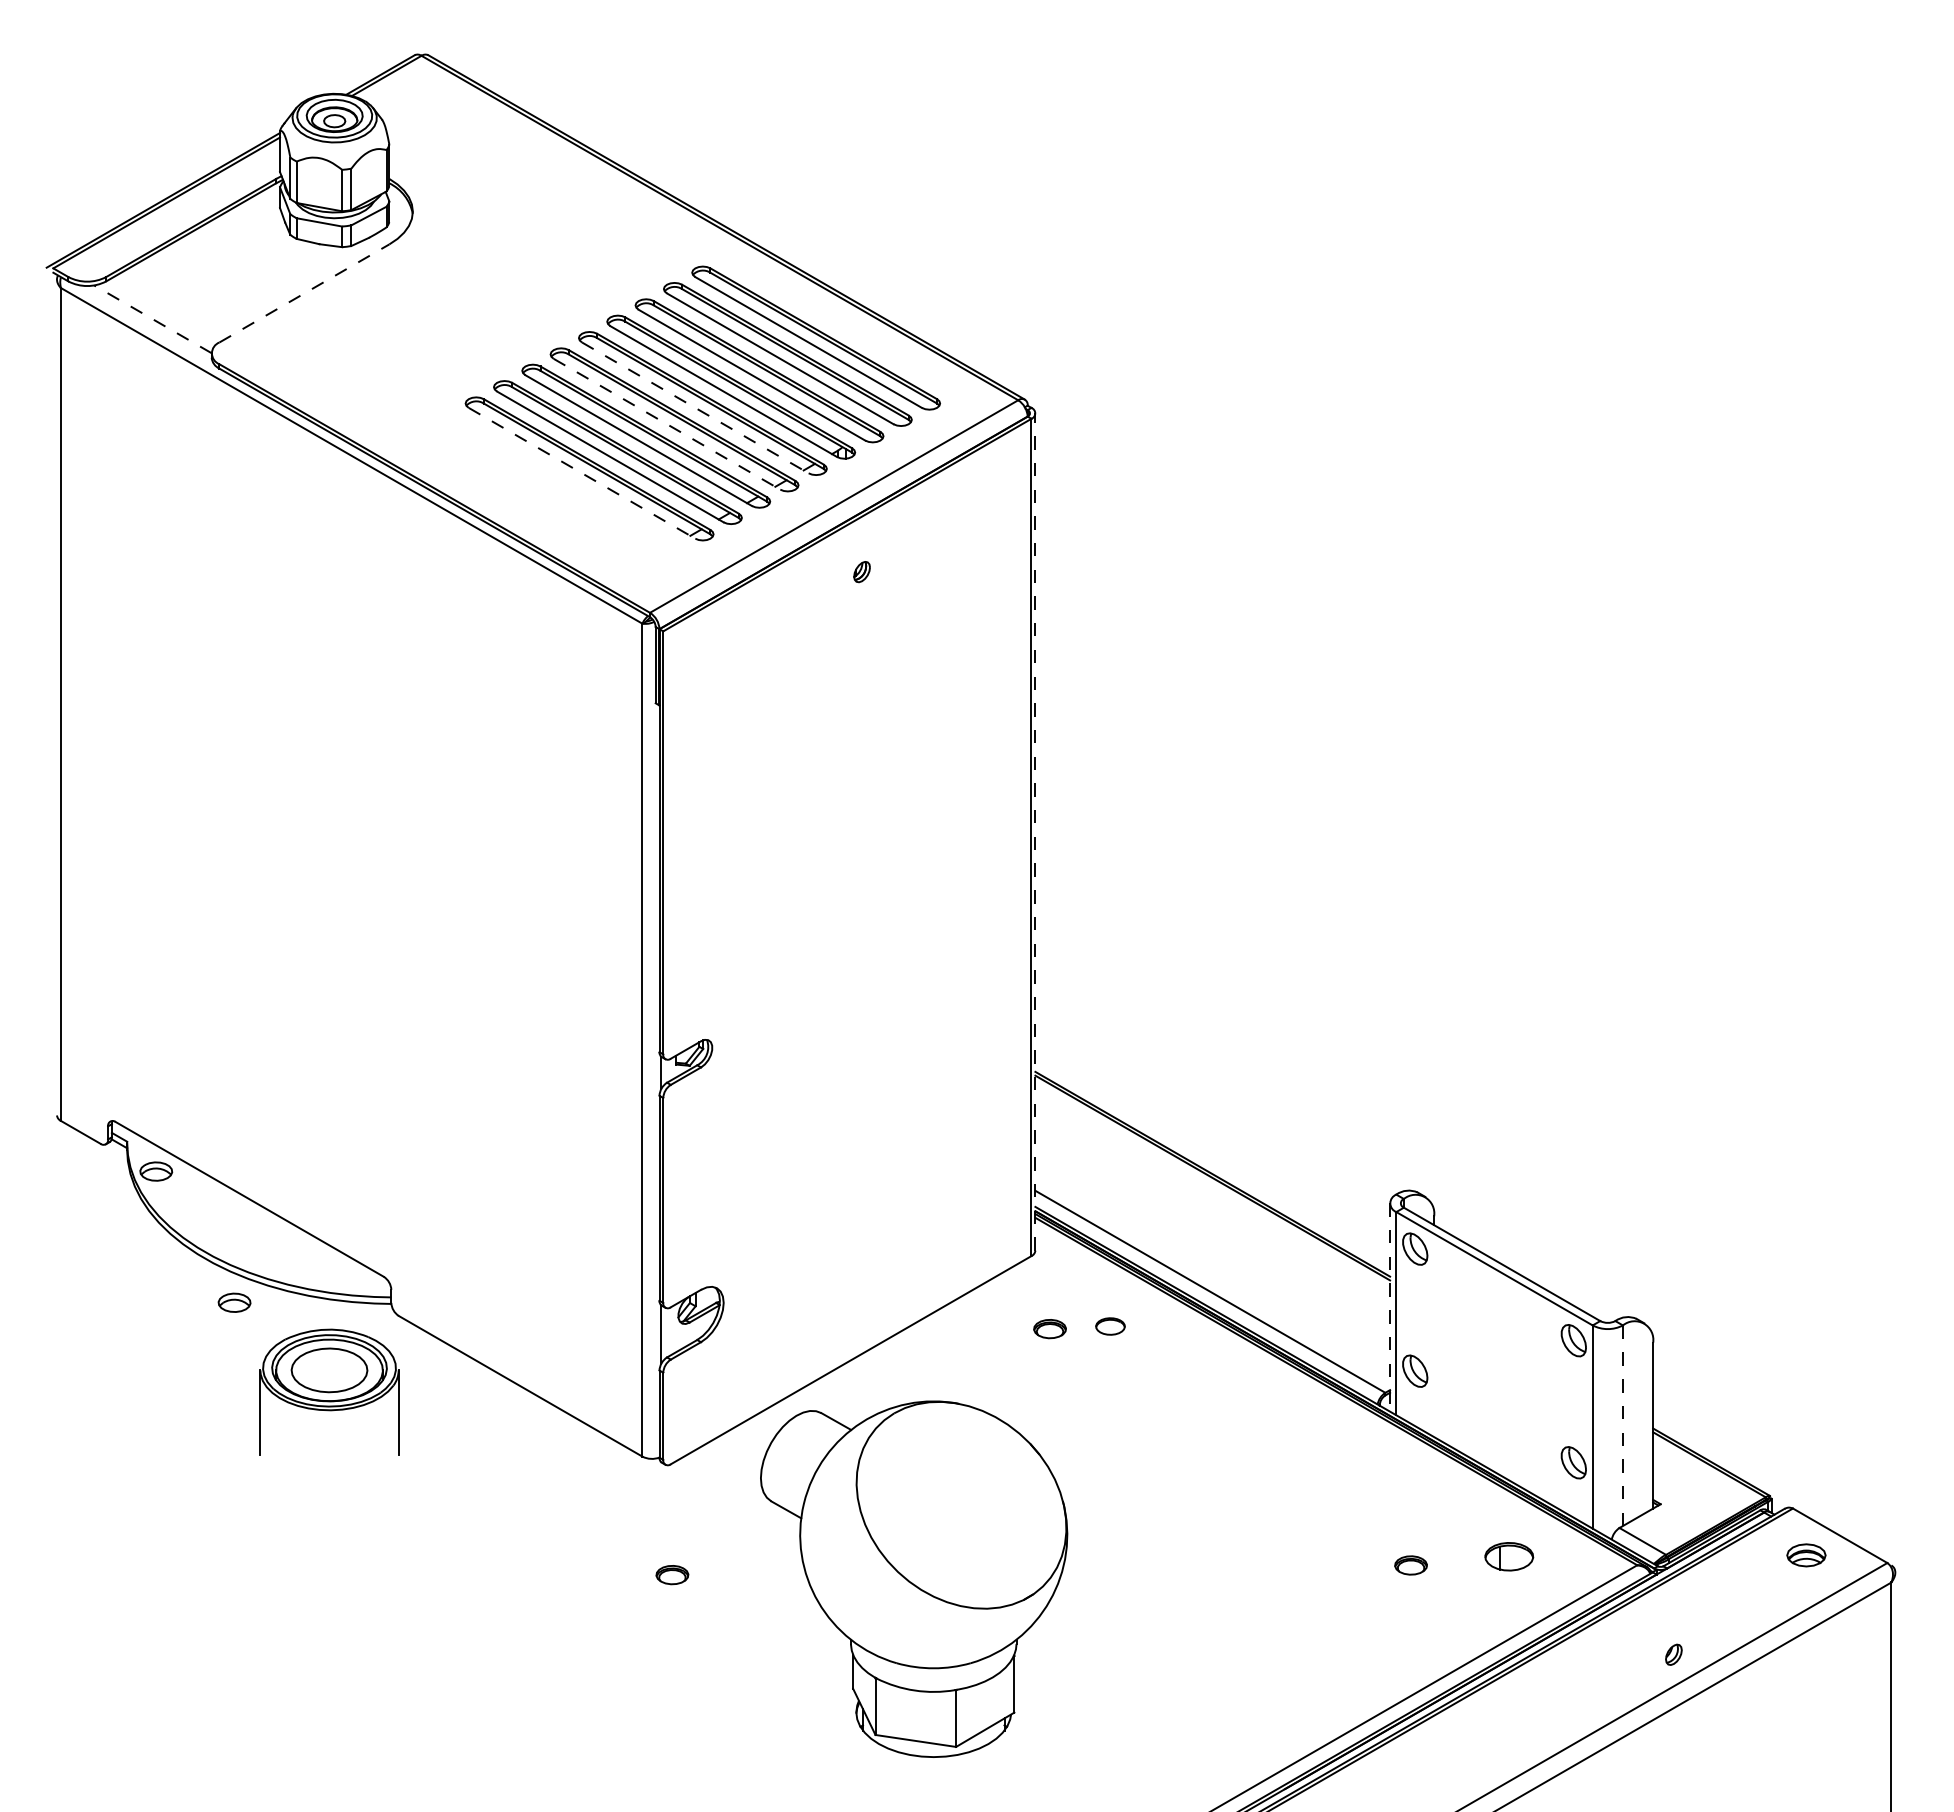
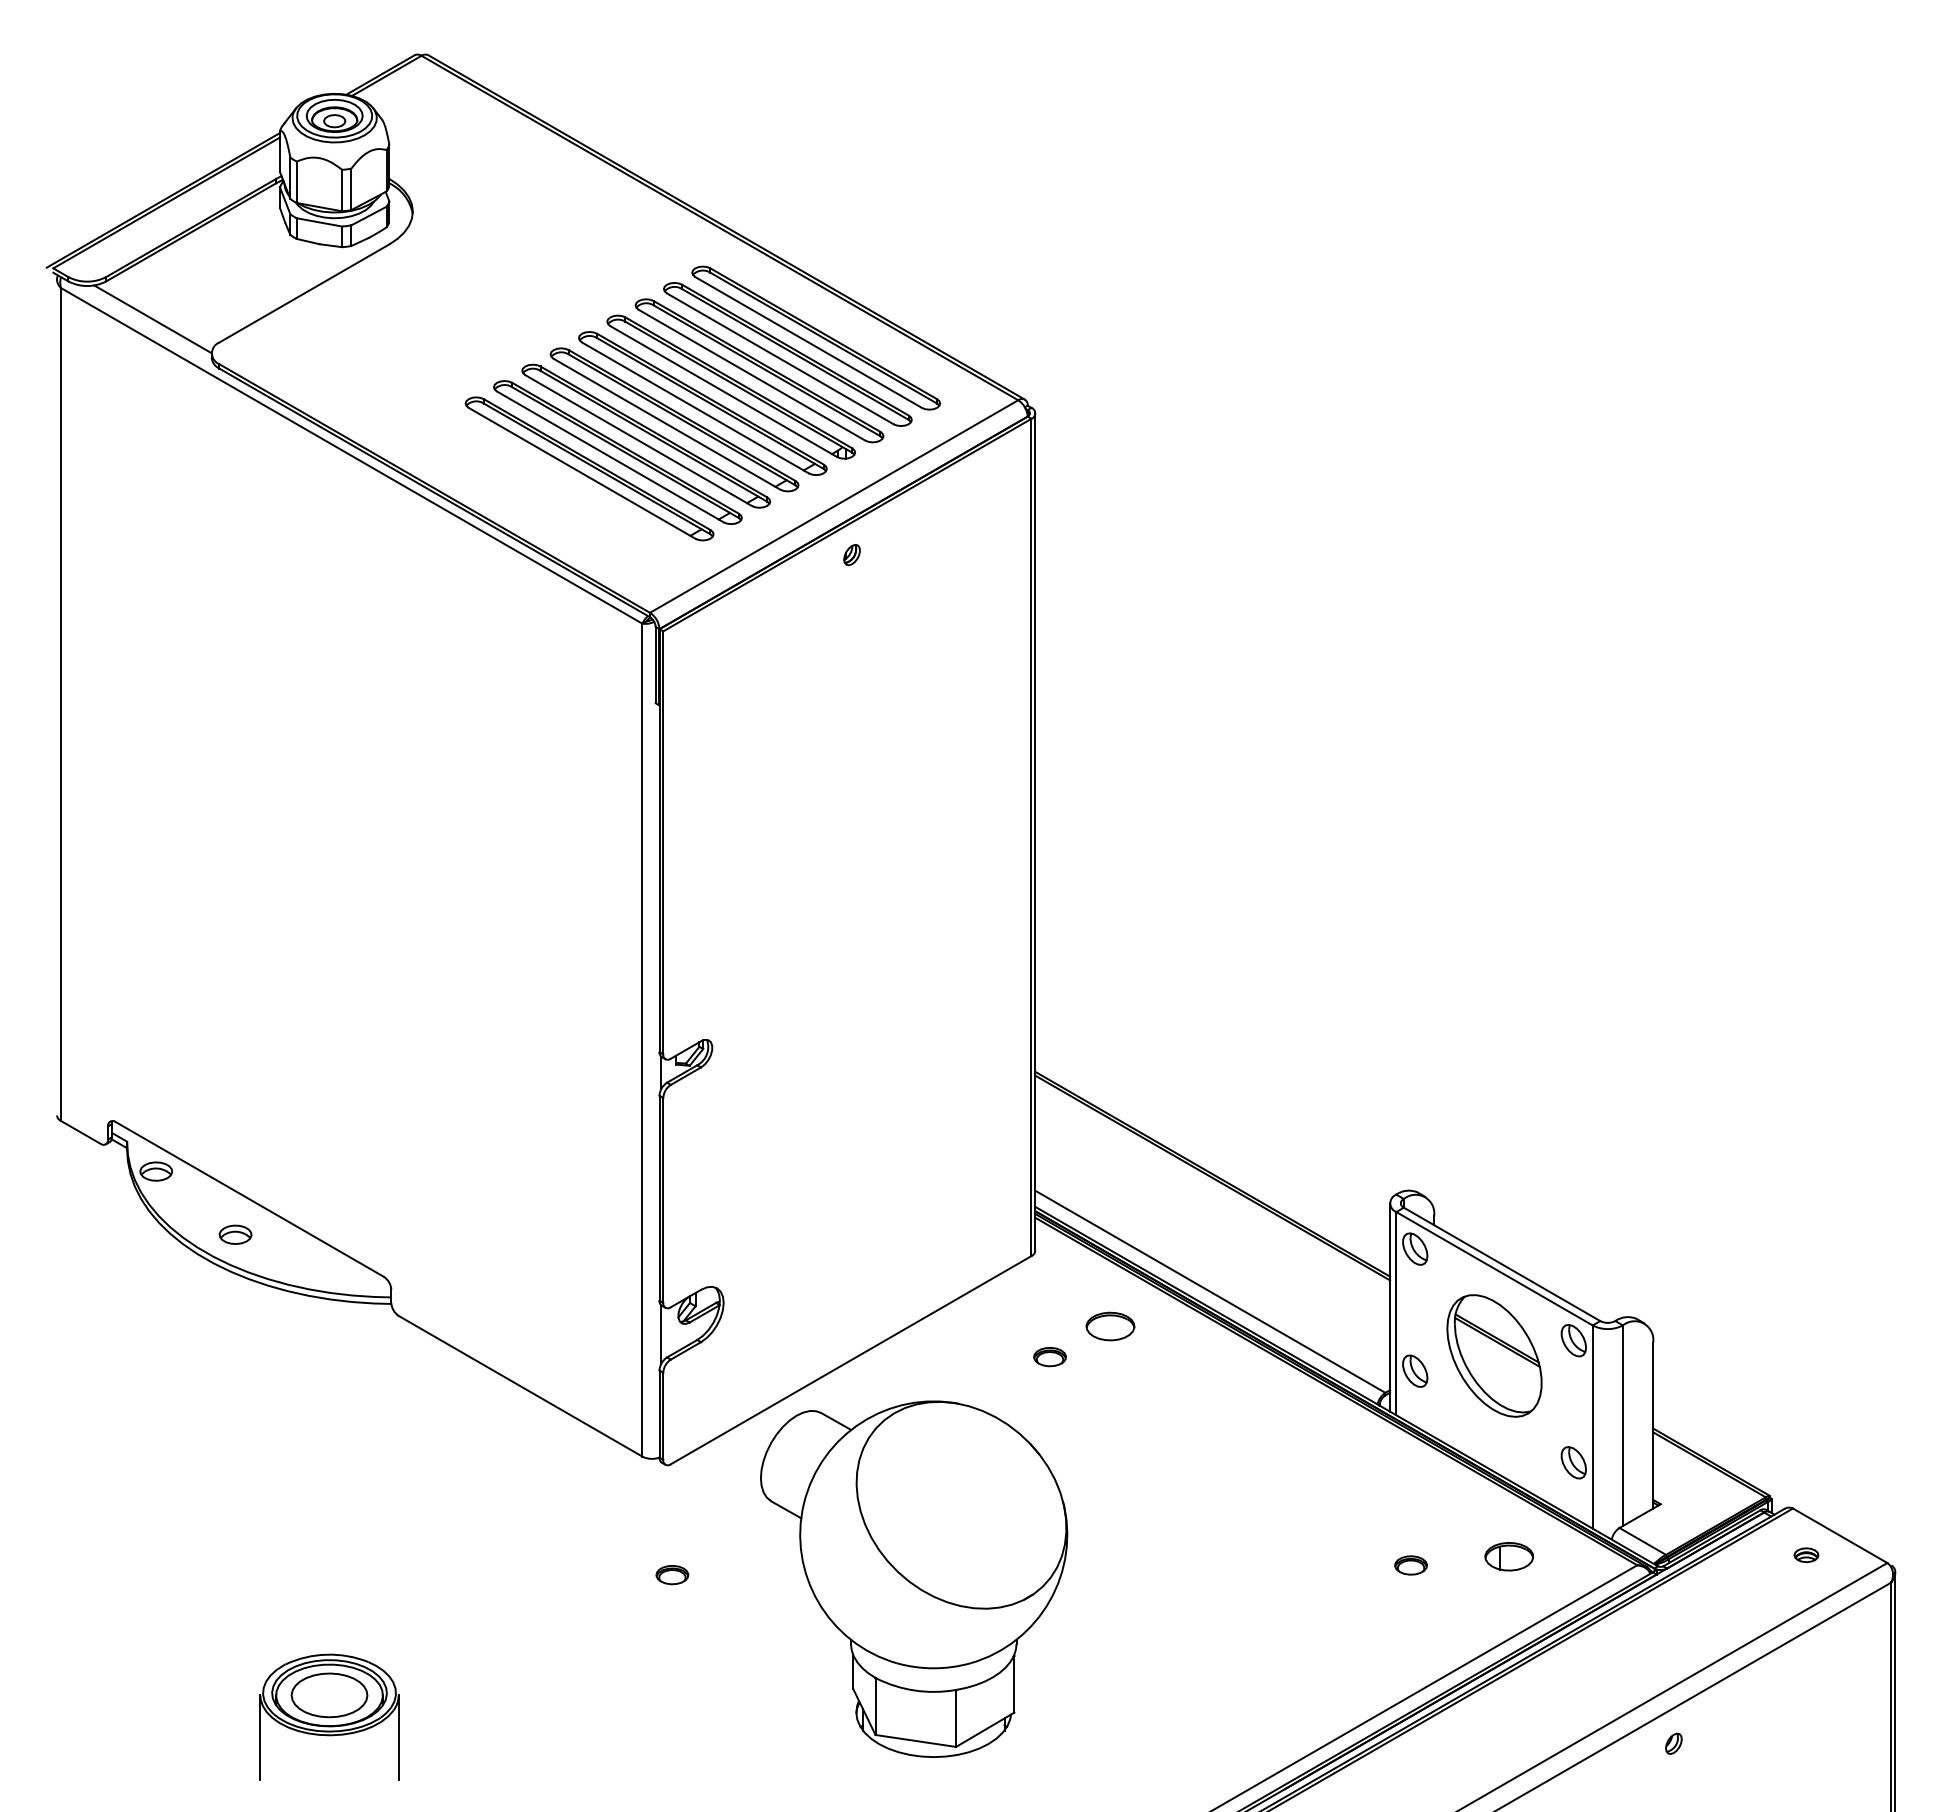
line: dashed -> solid (304, 293)
line: dashed -> solid (152, 319)
line: dashed -> solid (695, 407)
line: dashed -> solid (667, 424)
line: dashed -> solid (582, 473)
part position: (861, 572) -> (851, 555) (851, 555)
line: dashed -> solid (1035, 832)
part position: (234, 1302) -> (235, 1234) (235, 1234)
line: dashed -> solid (1390, 1308)
part size: 31x19 px -> 51x31 px (1110, 1326)
part position: (1049, 1329) -> (1049, 1357) (1049, 1357)
part: none -> present (1494, 1355)
part position: (329, 1391) -> (329, 1716) (329, 1716)
line: dashed -> solid (1622, 1425)
part size: 41x25 px -> 27x16 px (1806, 1554)
part position: (1673, 1654) -> (1673, 1743) (1673, 1743)
line: none -> present (1895, 1690)
